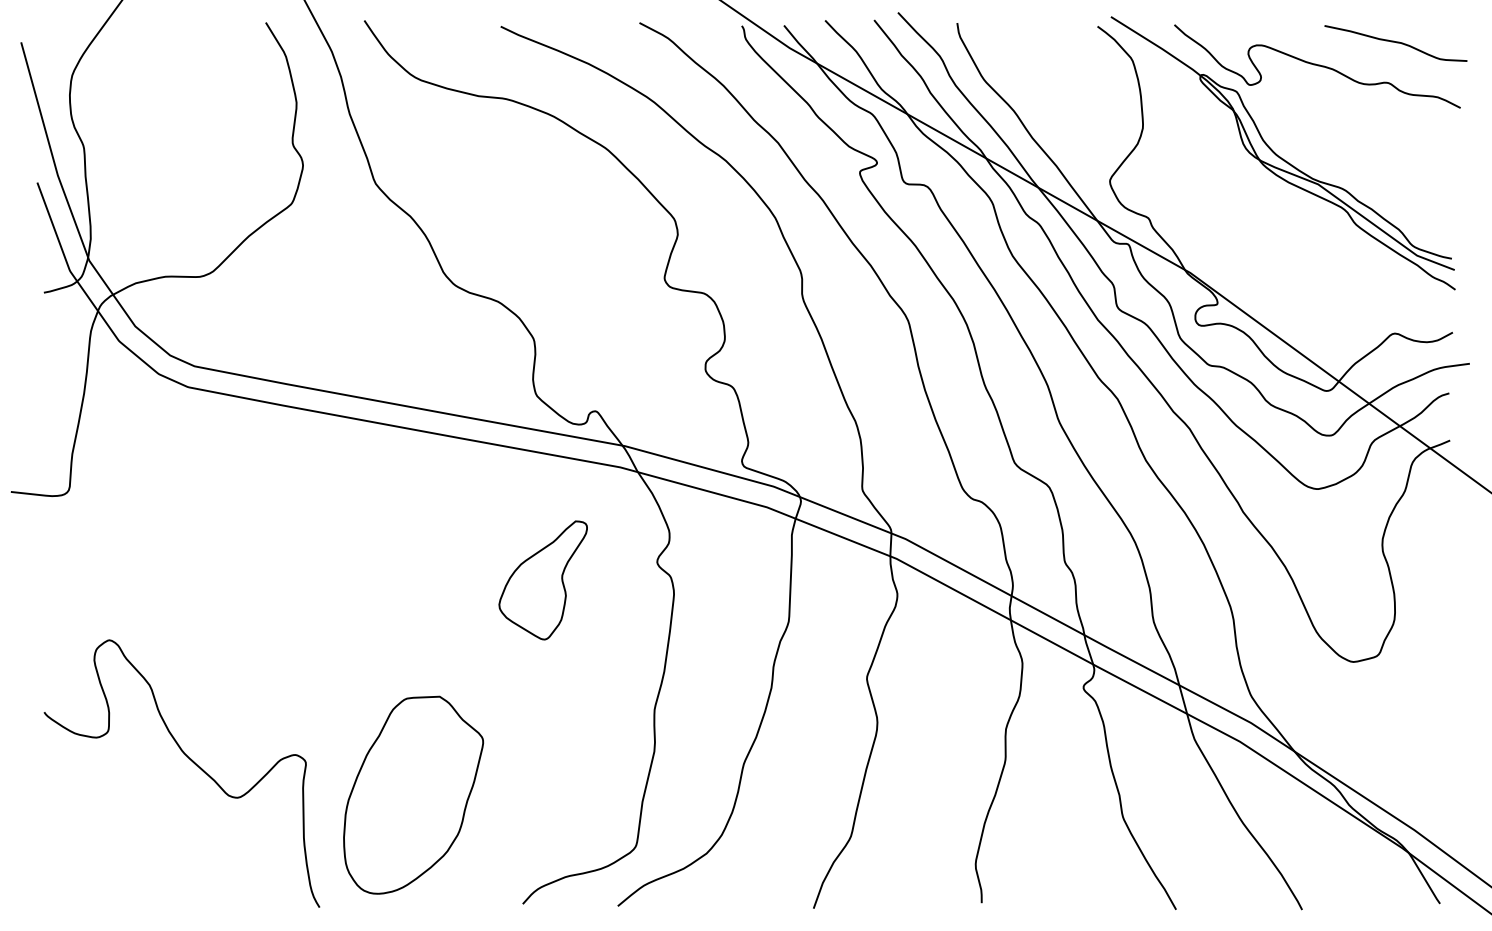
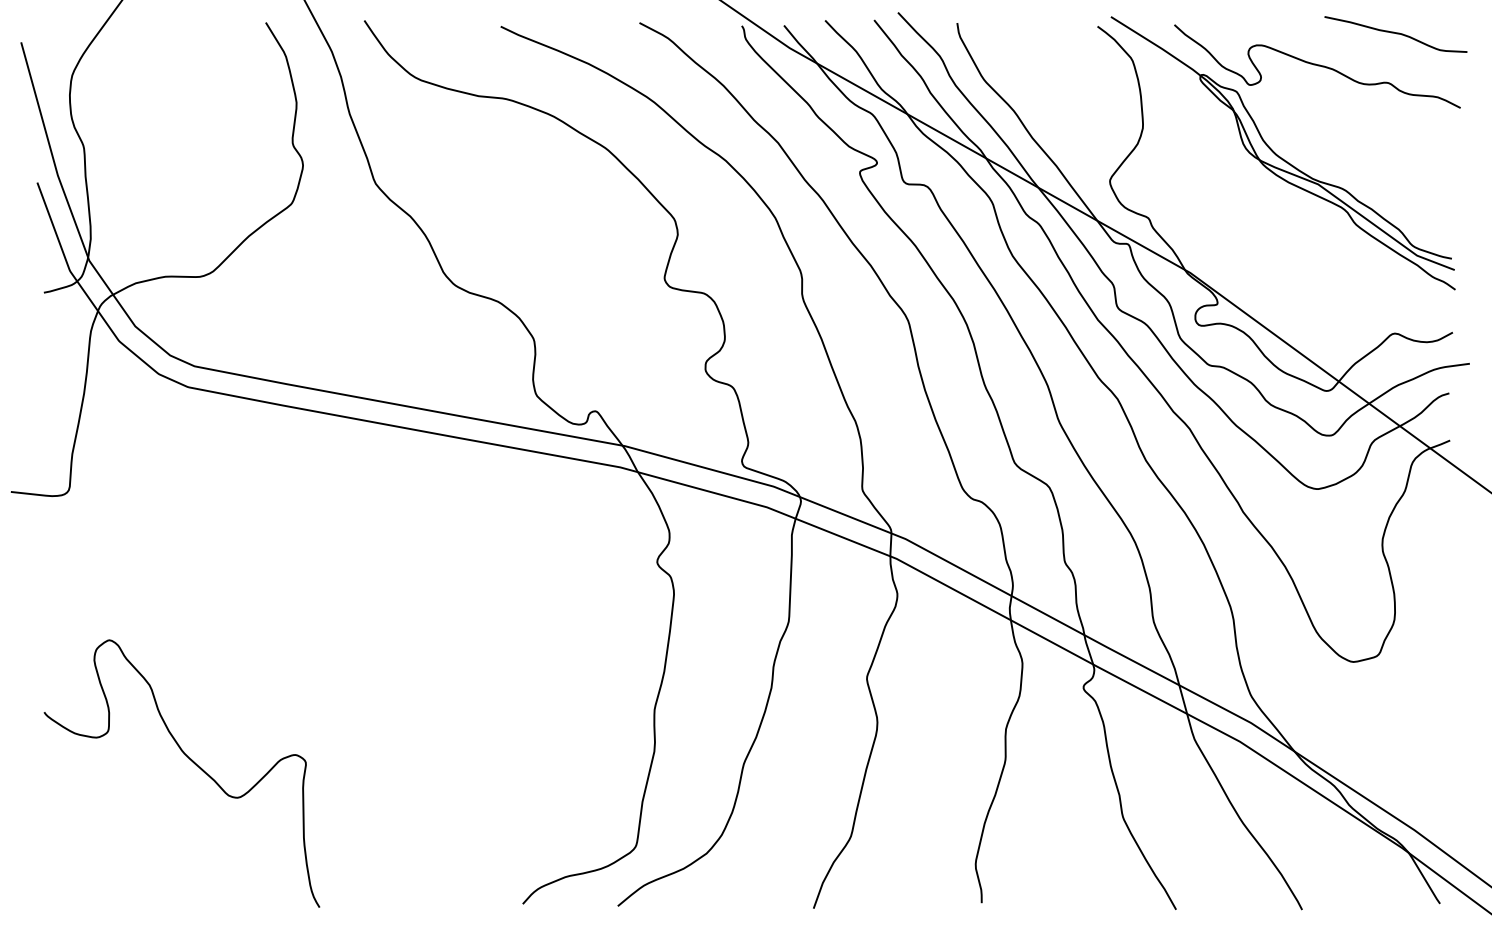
curve position: (1395, 42) -> (1395, 33) (1395, 33)
part: present -> none (542, 580)
part: present -> none (413, 794)
